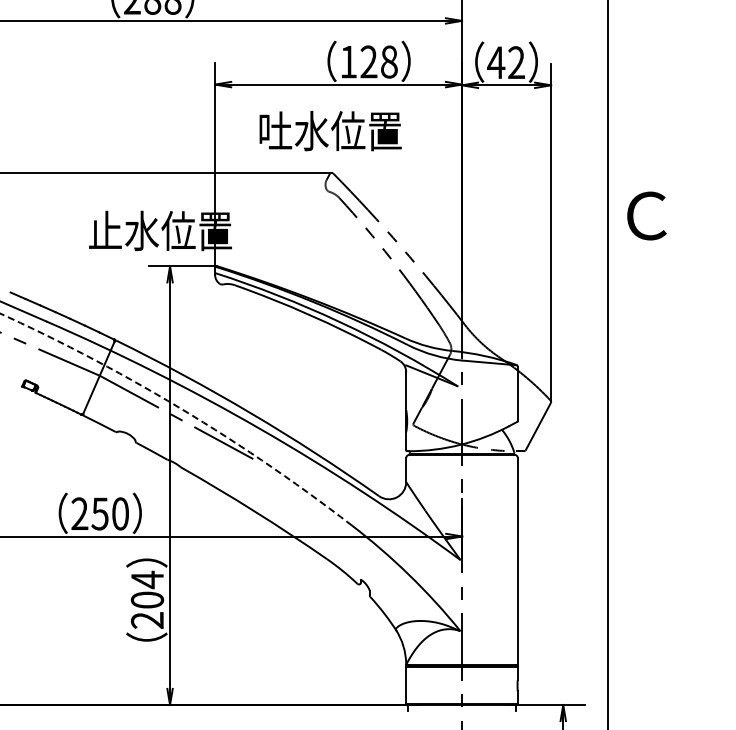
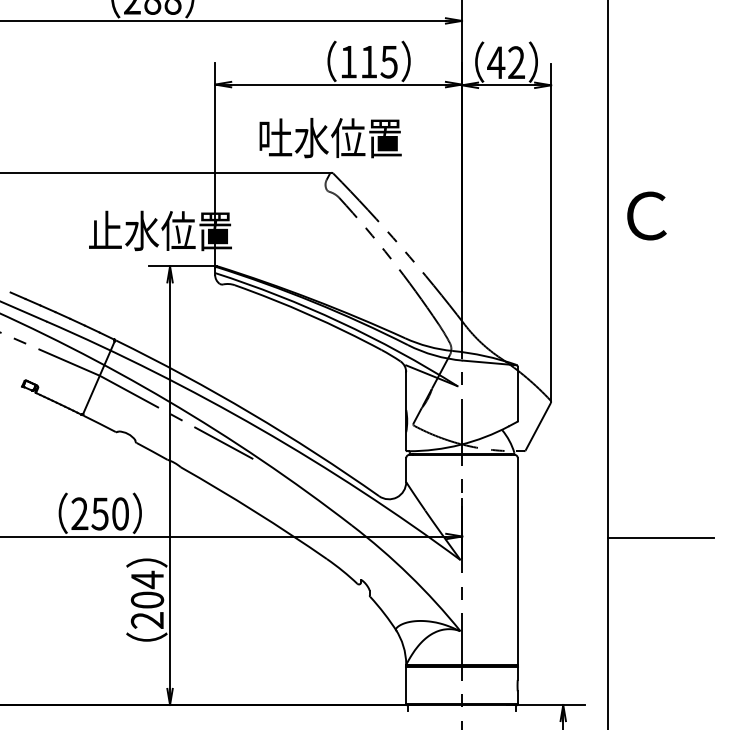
text: 128 -> 115 (378, 61)
text position: (330, 131) -> (330, 138) (330, 138)
arc: dashed -> solid (182, 409)
line: none -> present (660, 538)
